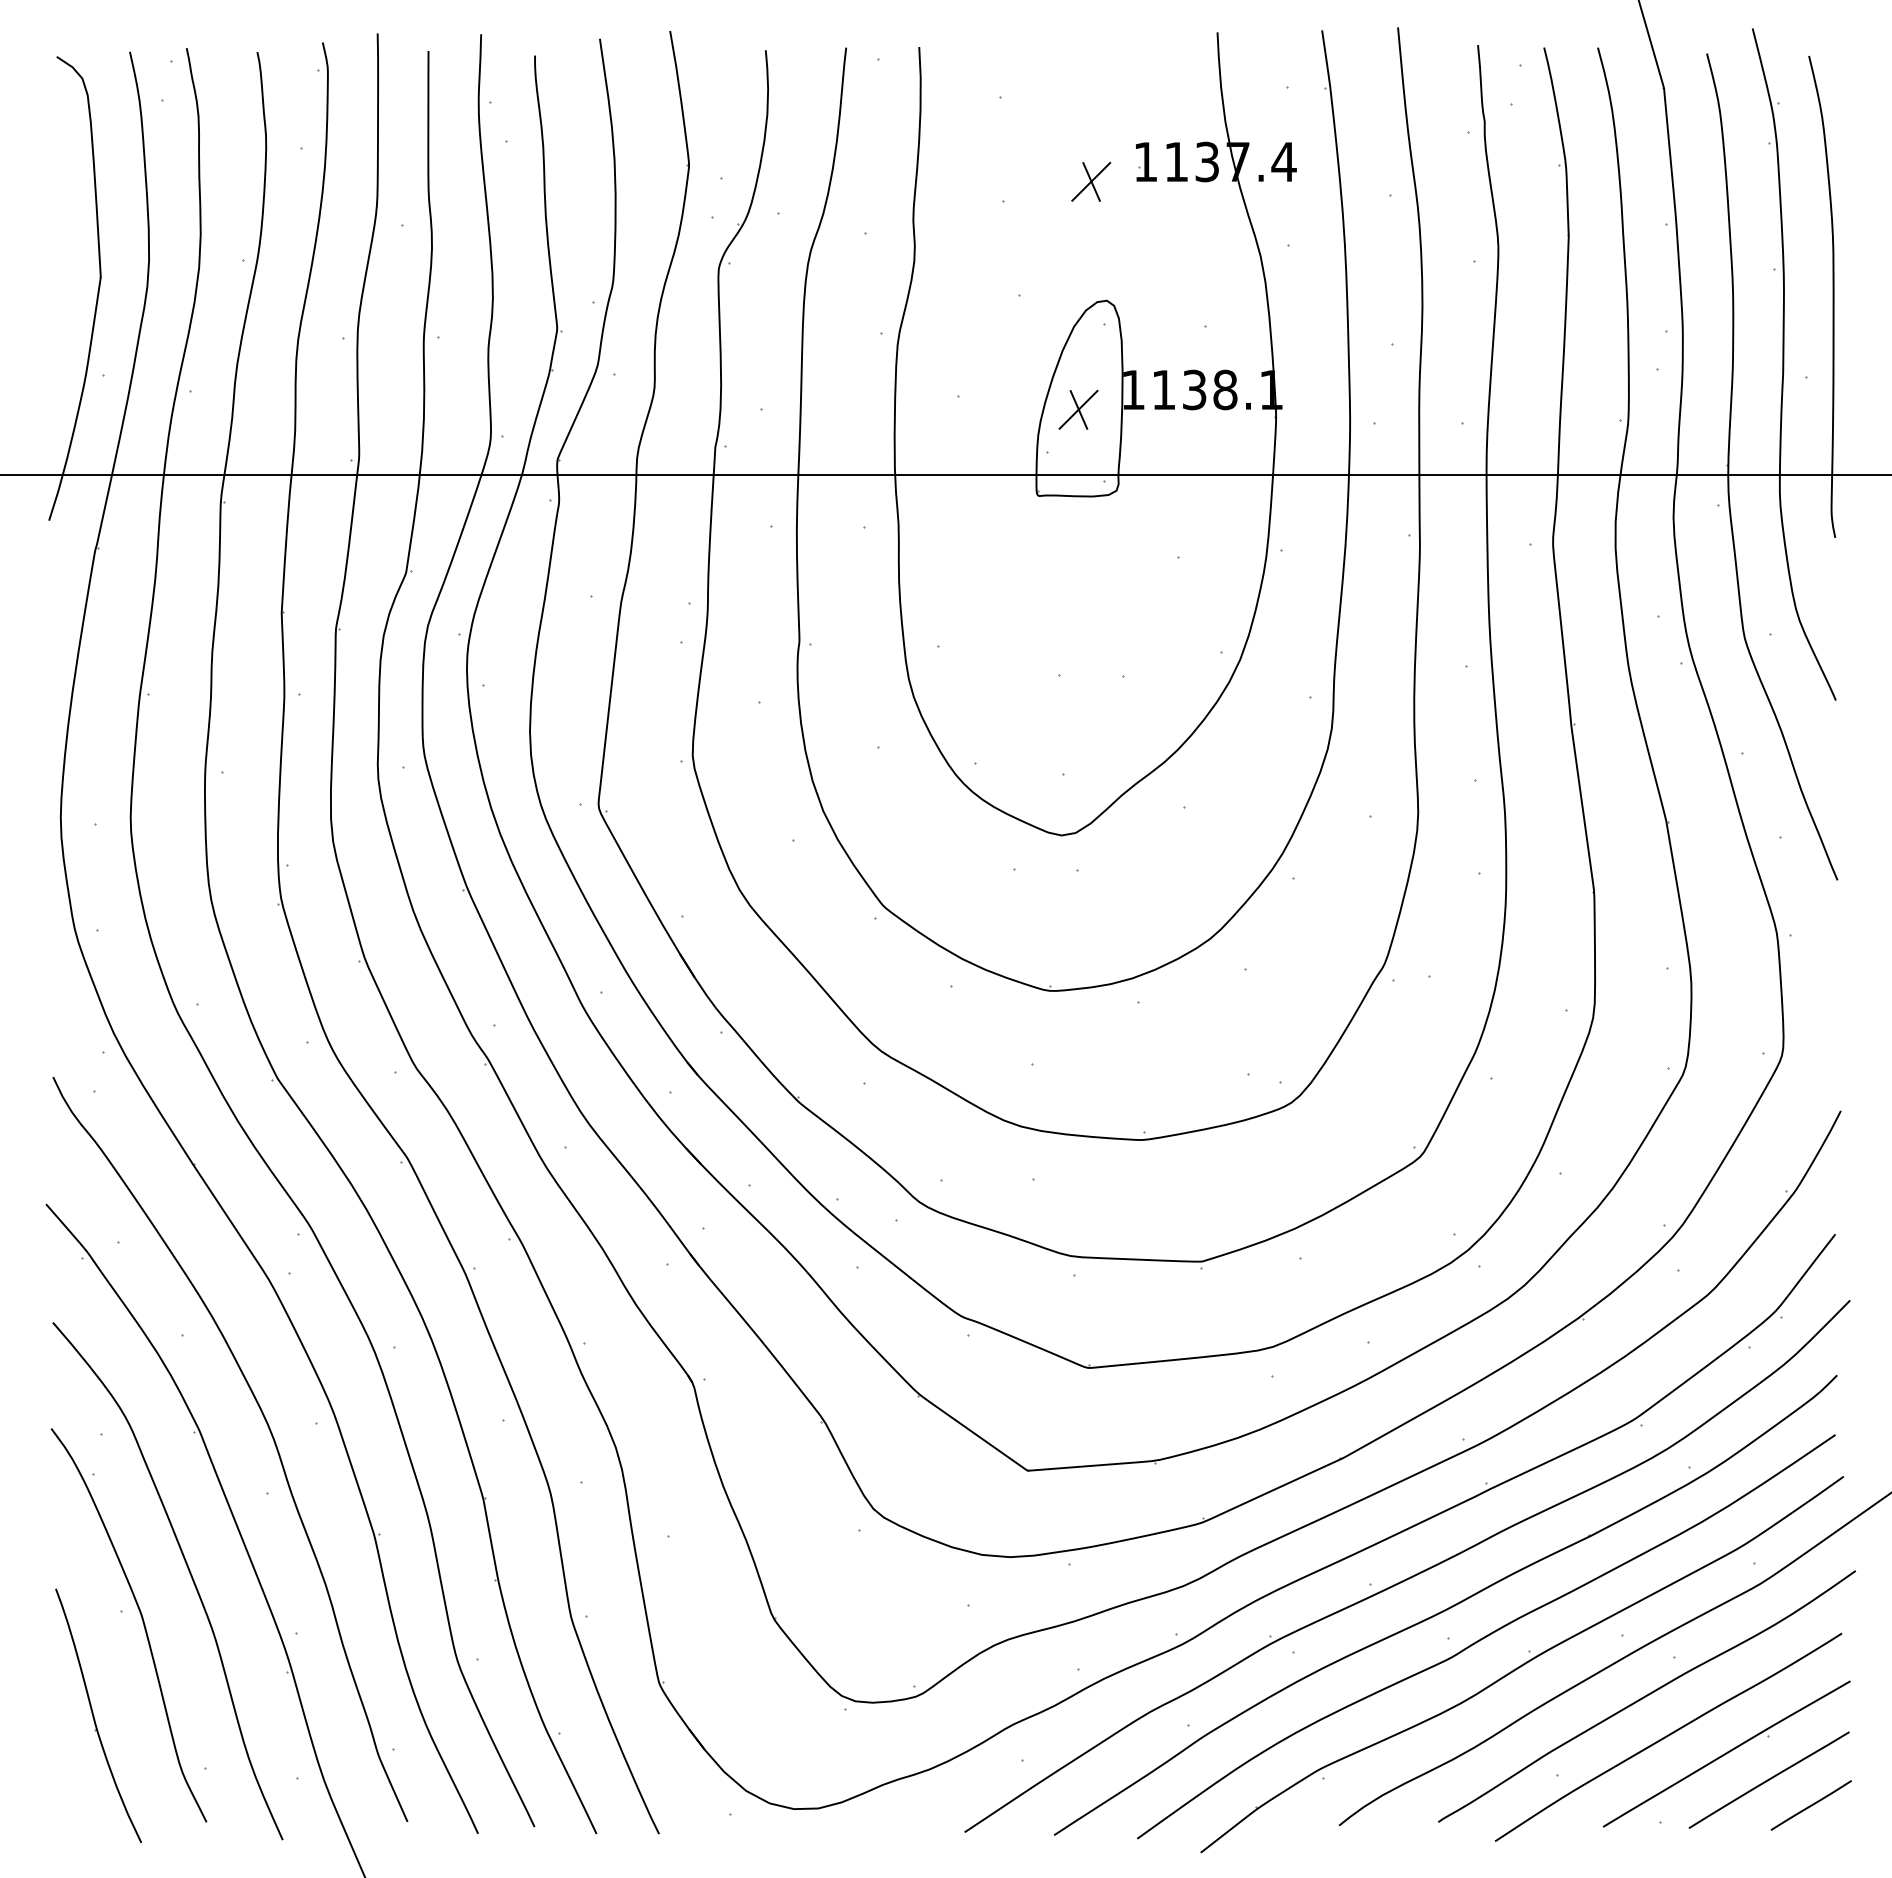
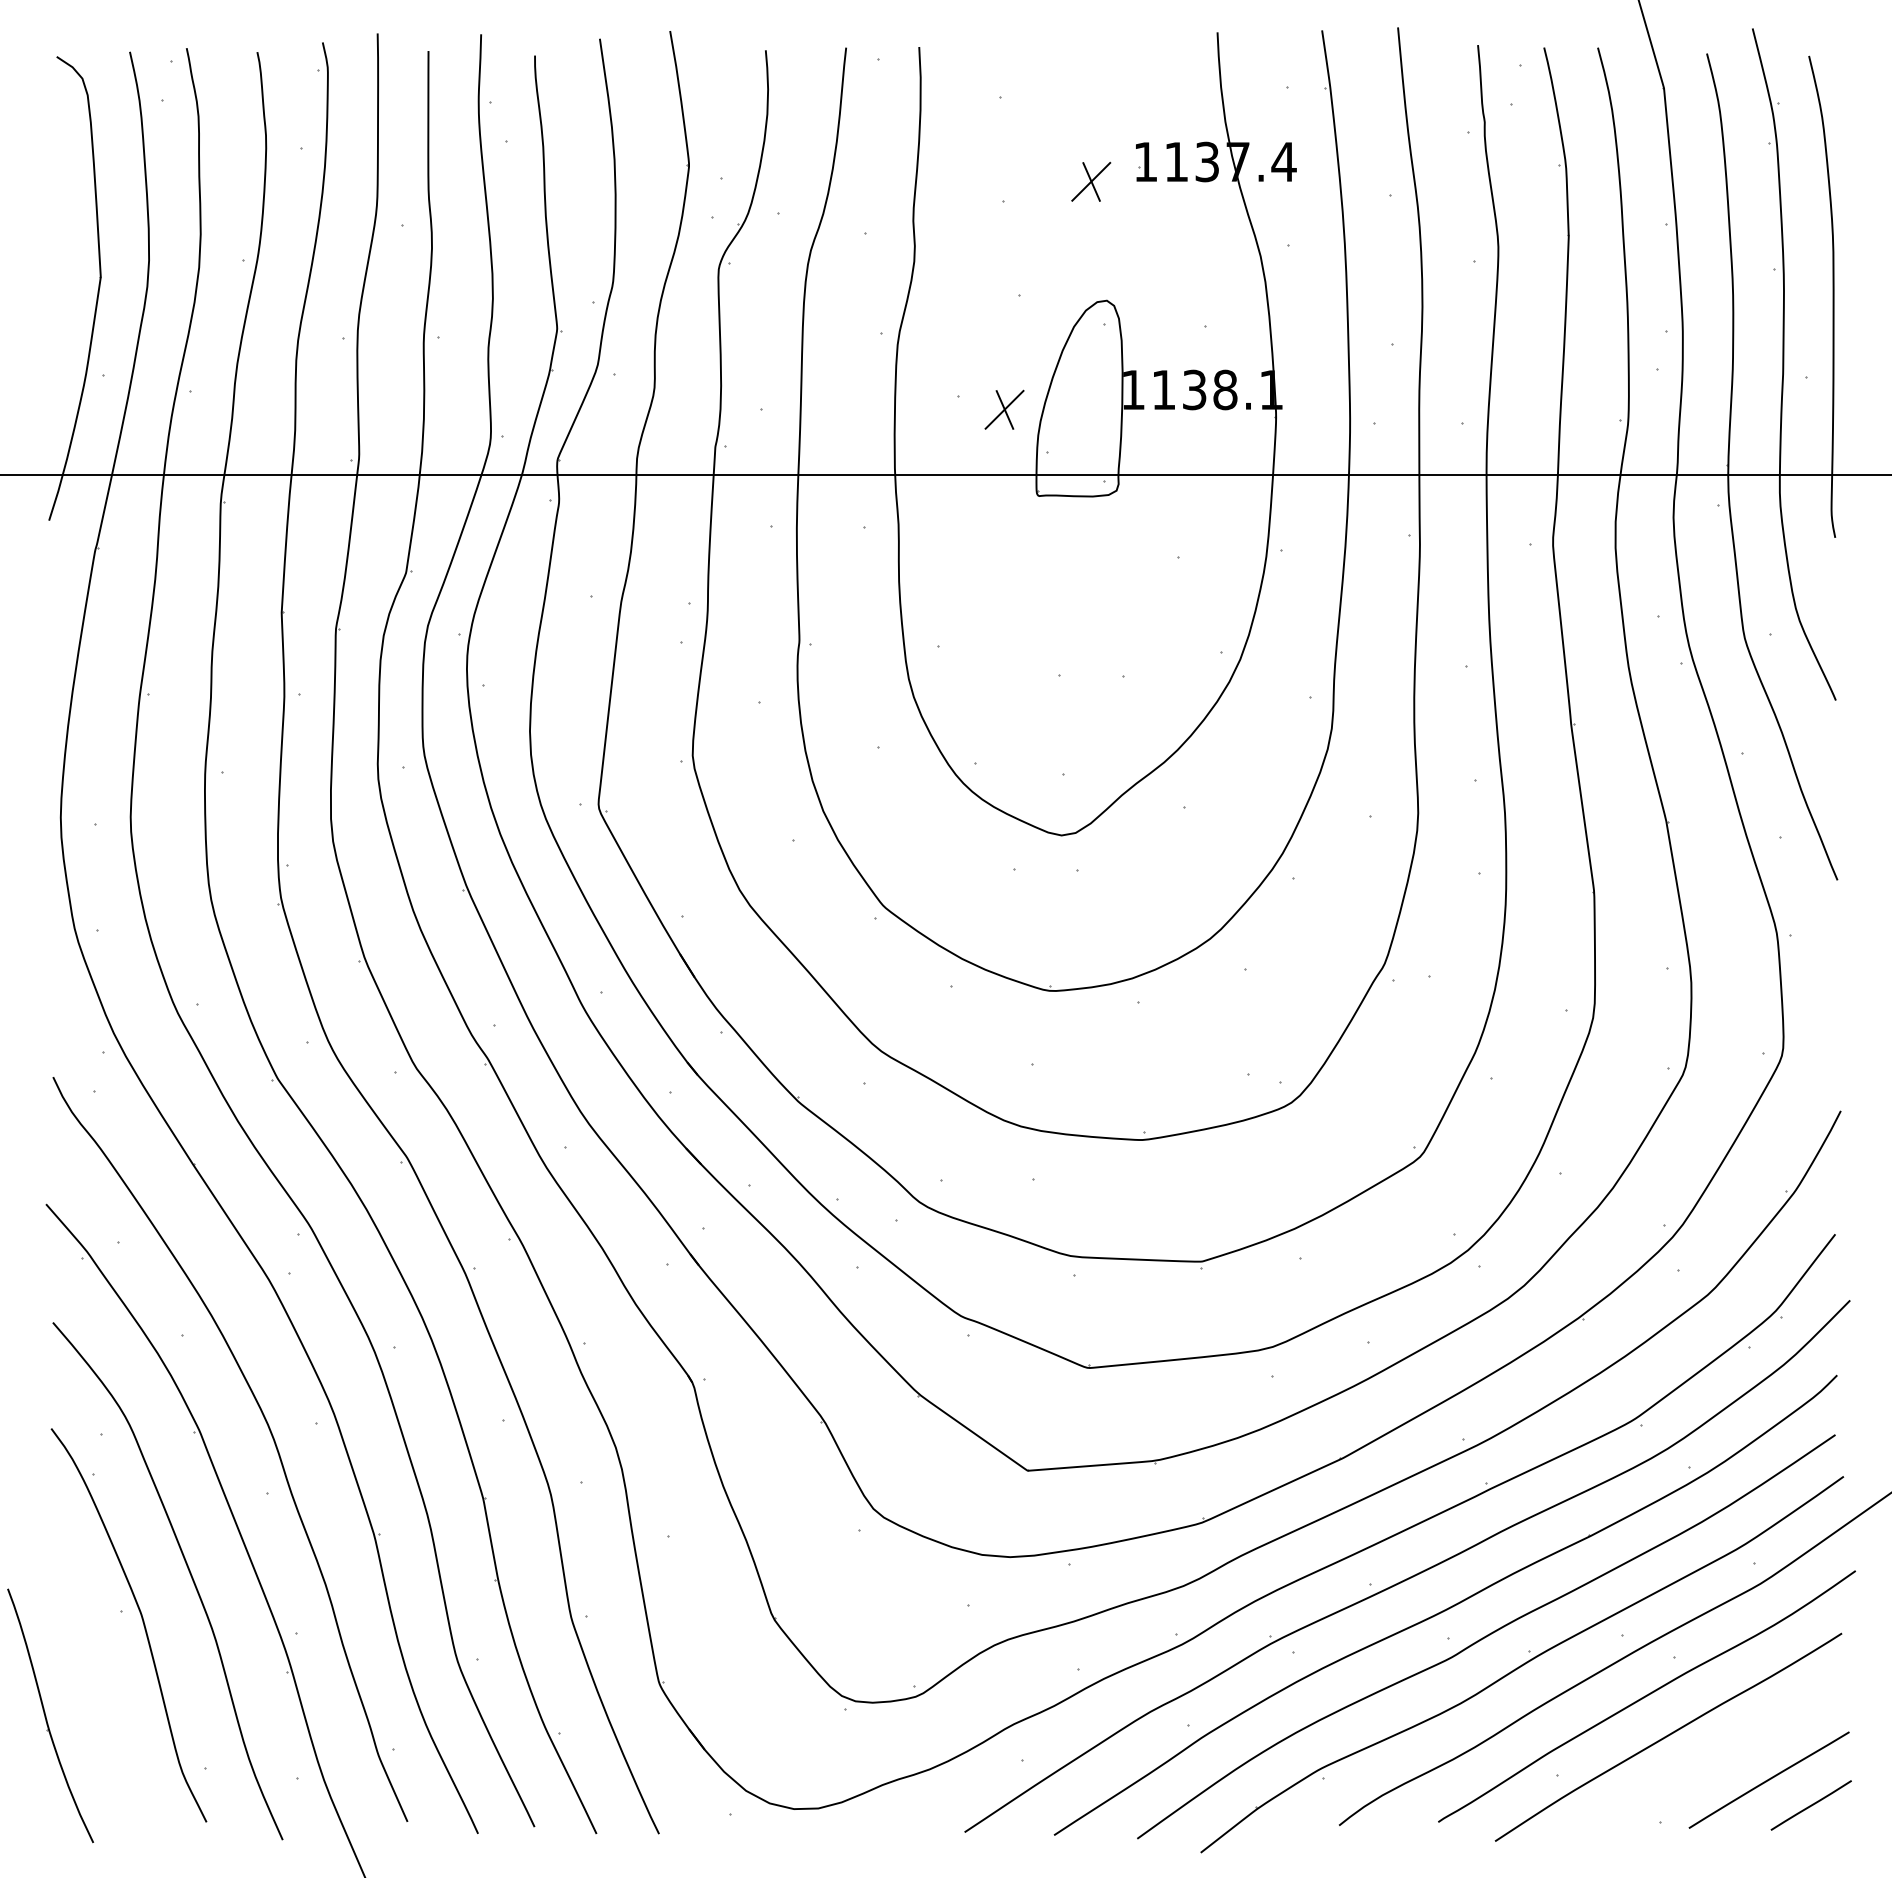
part position: (1078, 409) -> (1004, 409) (1004, 409)
part position: (98, 1715) -> (50, 1715) (50, 1715)
part: present -> none (1726, 1753)
